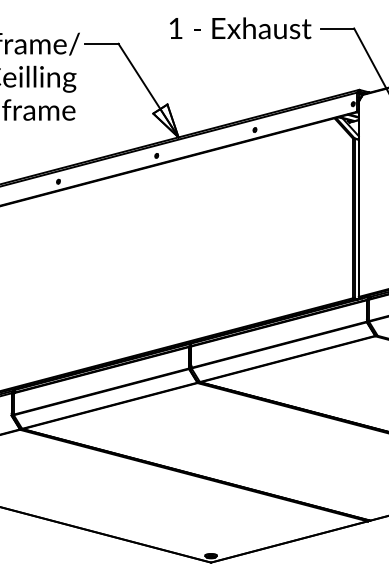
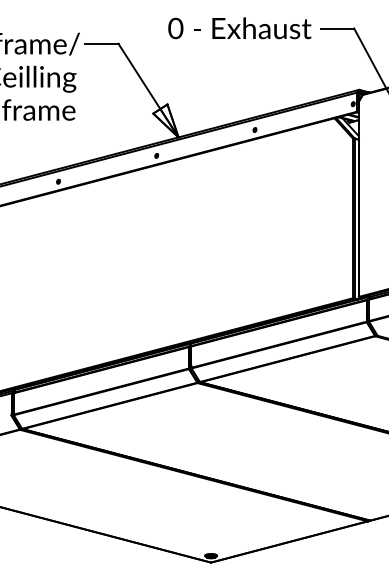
text: 1 -> 0 (175, 28)
